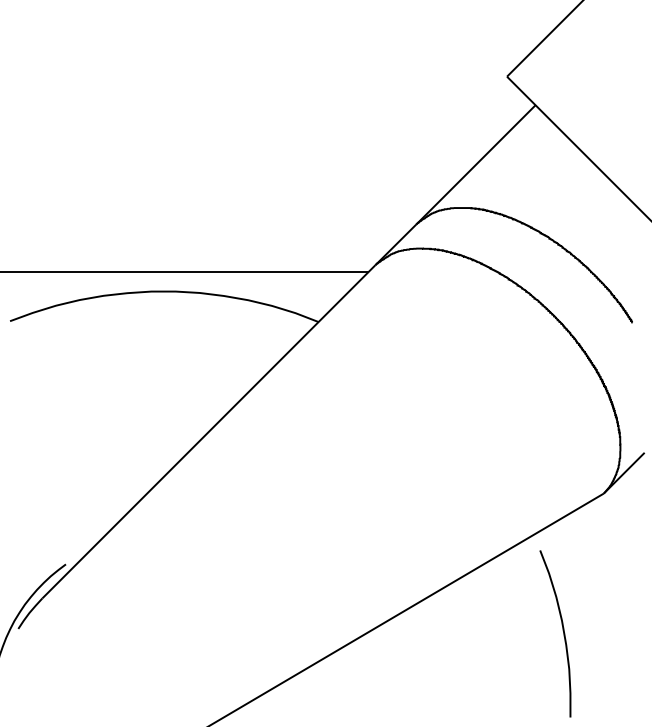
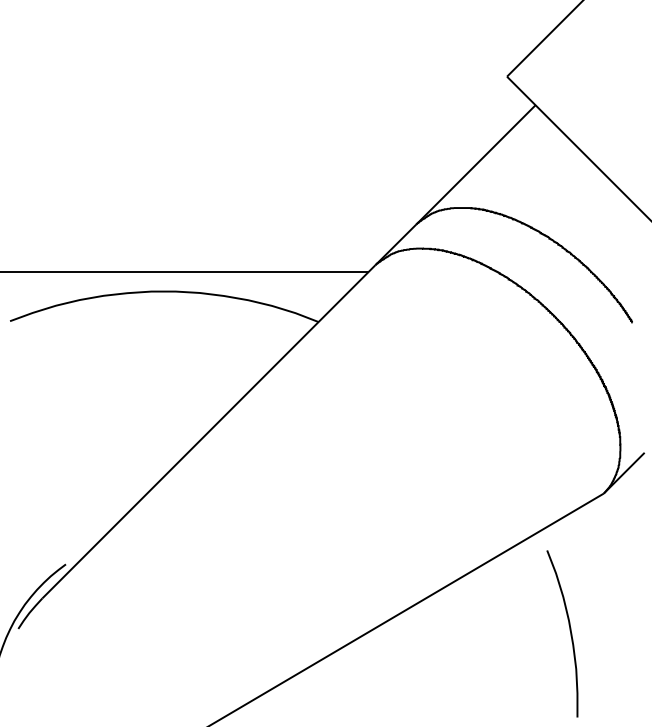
curve position: (562, 630) -> (569, 630) (569, 630)
